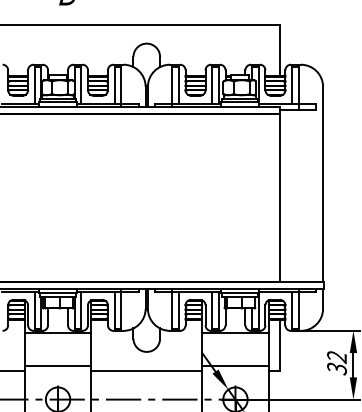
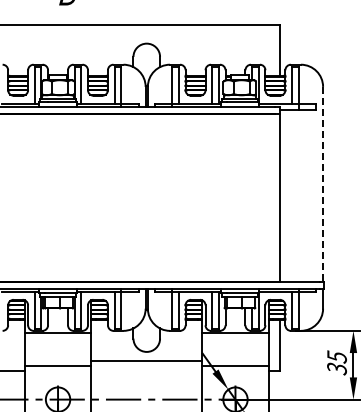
line: solid -> dashed (323, 184)
text: 32 -> 35 (336, 357)
line position: (146, 370) -> (146, 360) (146, 360)
